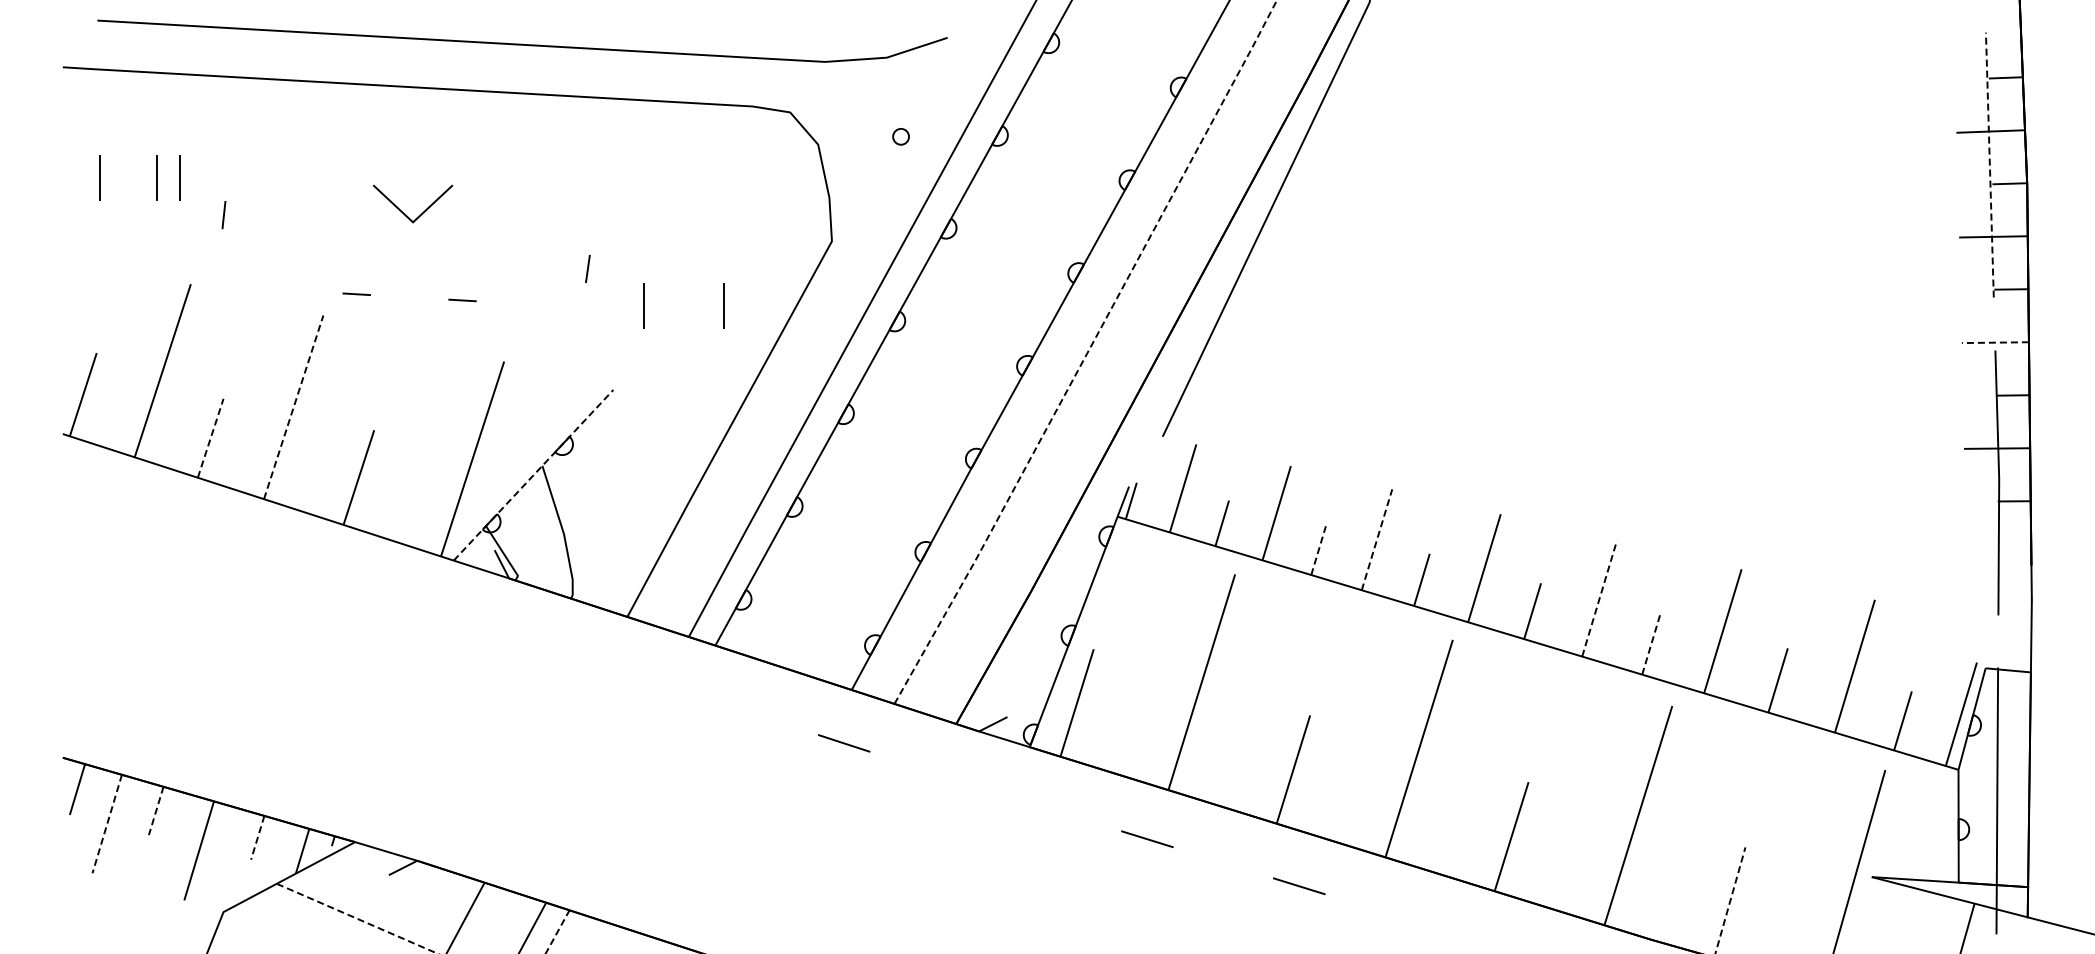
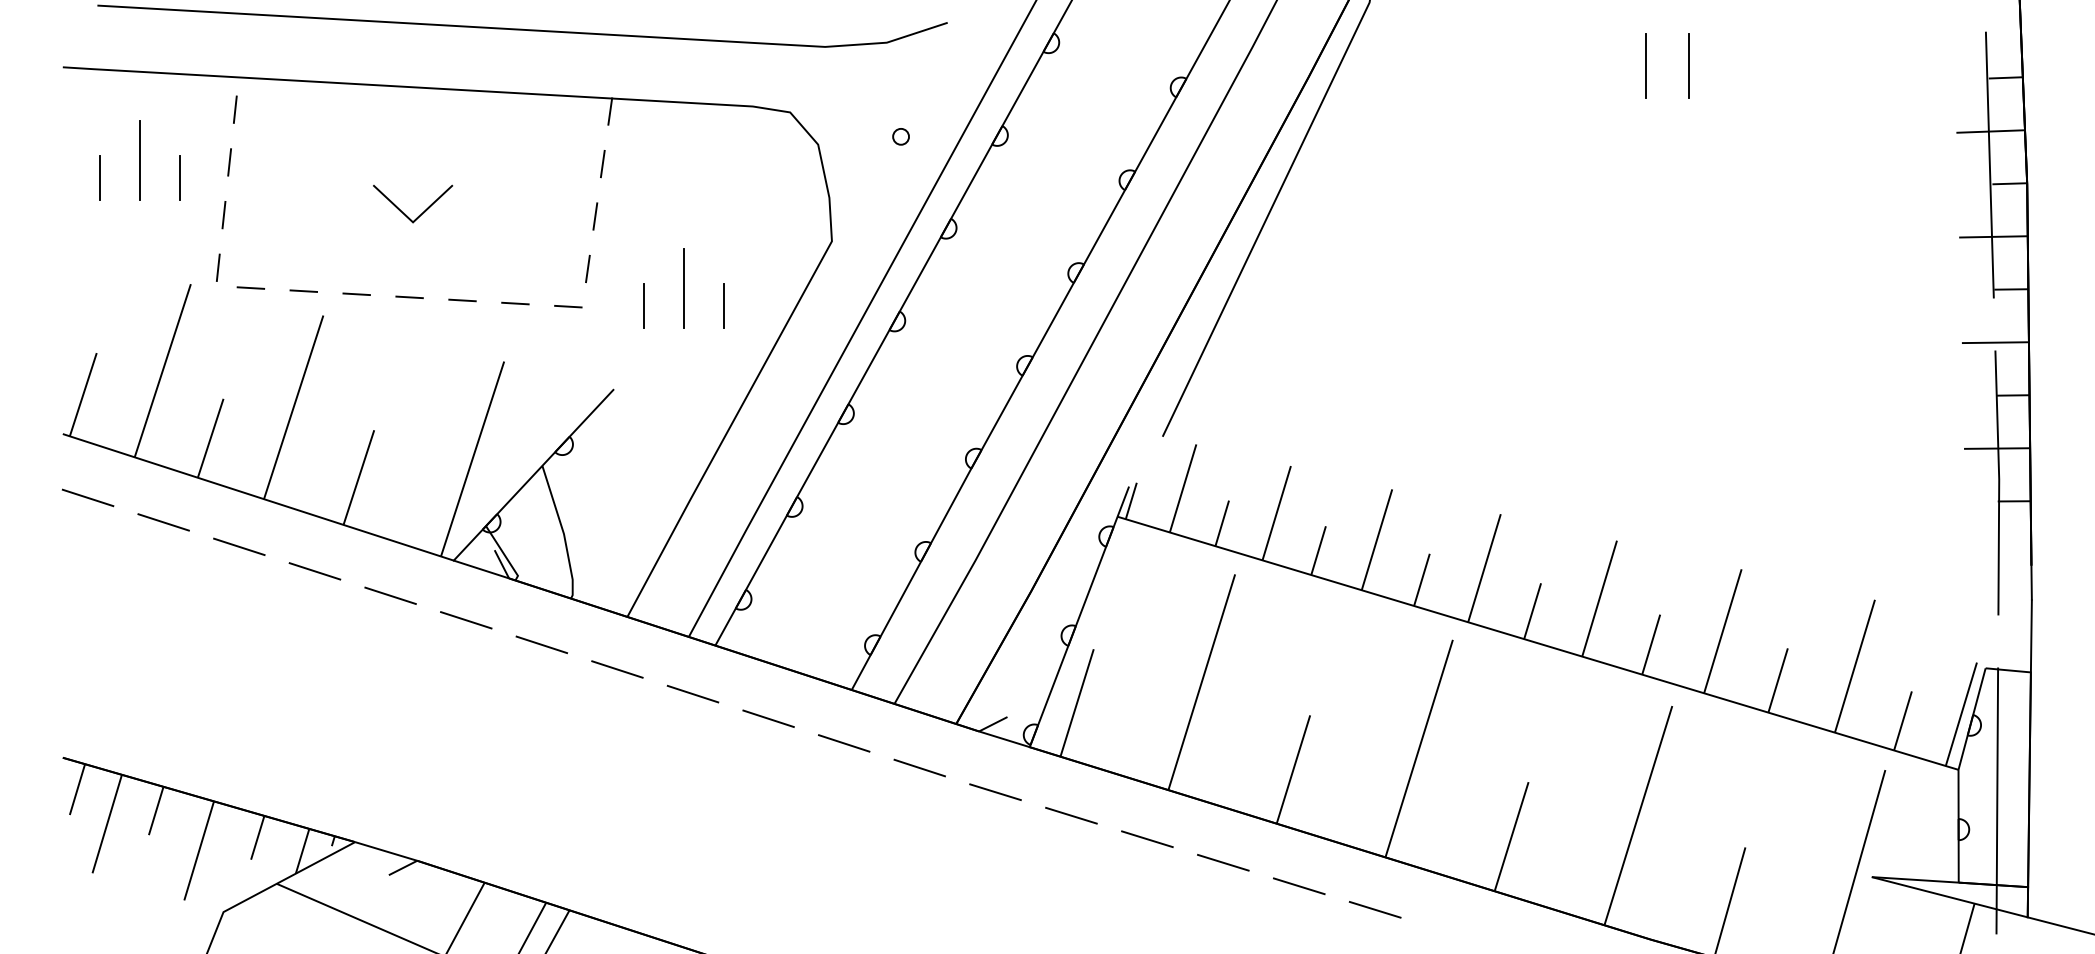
line position: (522, 43) -> (522, 28) (522, 28)
line: none -> present (1646, 65)
line: none -> present (1688, 65)
line: none -> present (234, 109)
line: none -> present (610, 111)
line: none -> present (140, 160)
line: none -> present (229, 162)
line: none -> present (602, 163)
line: dashed -> solid (1989, 164)
line: present -> none (156, 177)
line: none -> present (595, 216)
line: none -> present (218, 267)
line: none -> present (250, 287)
line: none -> present (683, 288)
line: none -> present (303, 290)
line: none -> present (409, 297)
line: none -> present (515, 303)
line: none -> present (568, 306)
line: dashed -> solid (1994, 342)
line: dashed -> solid (1087, 353)
line: dashed -> solid (293, 406)
line: dashed -> solid (210, 437)
line: dashed -> solid (533, 475)
line: none -> present (87, 497)
line: none -> present (163, 522)
line: dashed -> solid (1377, 539)
line: none -> present (239, 546)
line: dashed -> solid (1318, 550)
line: none -> present (314, 571)
line: none -> present (390, 595)
line: dashed -> solid (1599, 598)
line: none -> present (466, 620)
line: none -> present (541, 644)
line: dashed -> solid (1651, 644)
line: none -> present (617, 669)
line: none -> present (692, 693)
line: none -> present (768, 718)
line: none -> present (919, 767)
line: none -> present (995, 792)
line: dashed -> solid (156, 811)
line: none -> present (1071, 815)
line: dashed -> solid (107, 824)
line: dashed -> solid (257, 837)
line: none -> present (1223, 862)
line: dashed -> solid (1730, 900)
line: none -> present (1374, 909)
line: dashed -> solid (357, 918)
line: dashed -> solid (557, 931)
